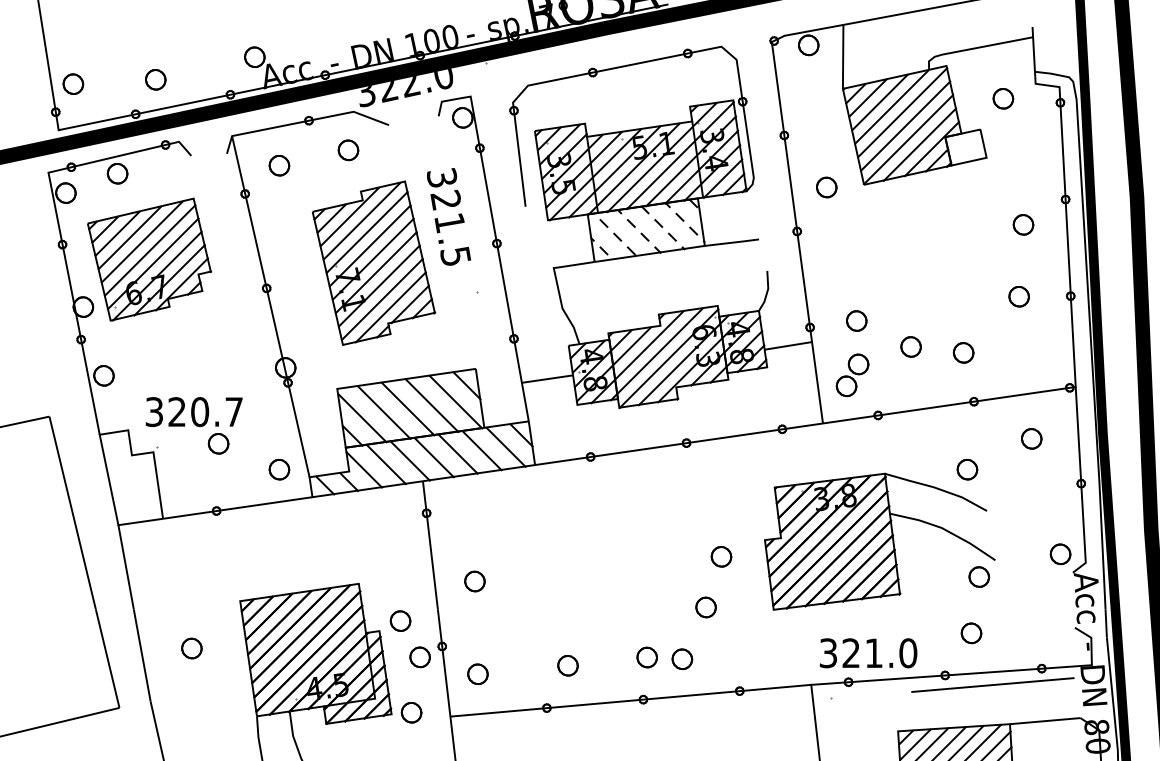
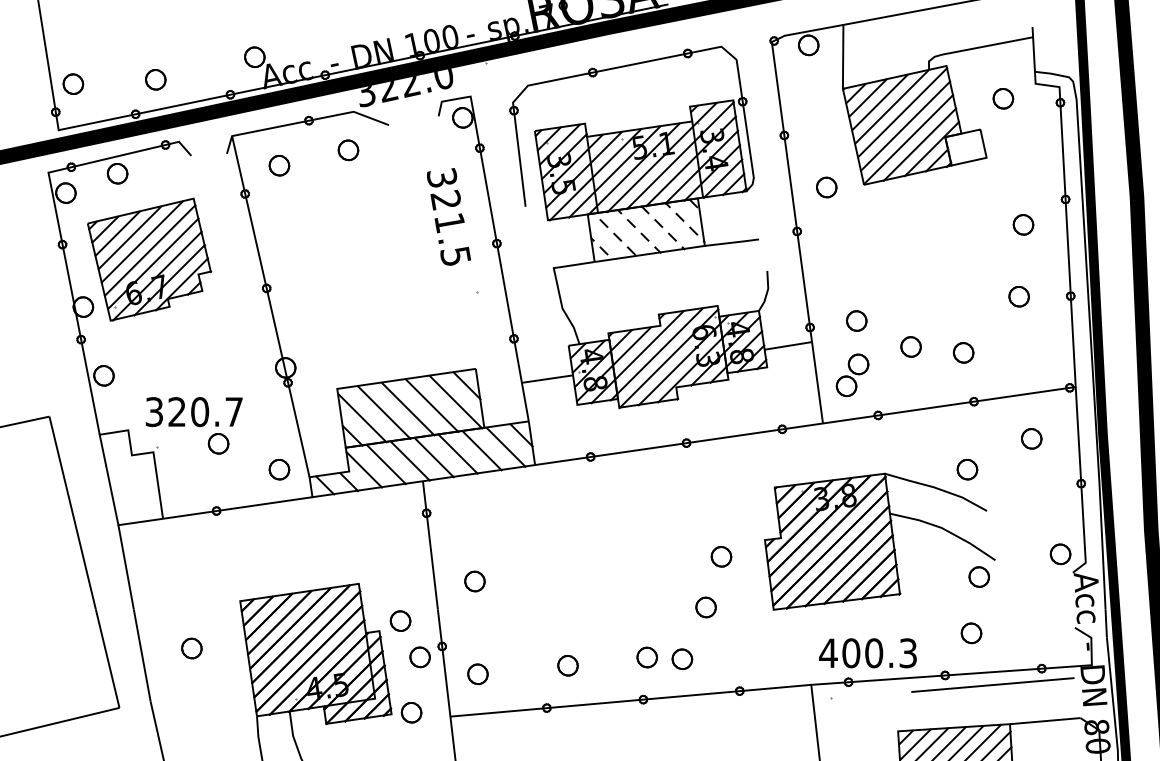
part: present -> none (373, 262)
text: 321.0 -> 400.3 (868, 653)
